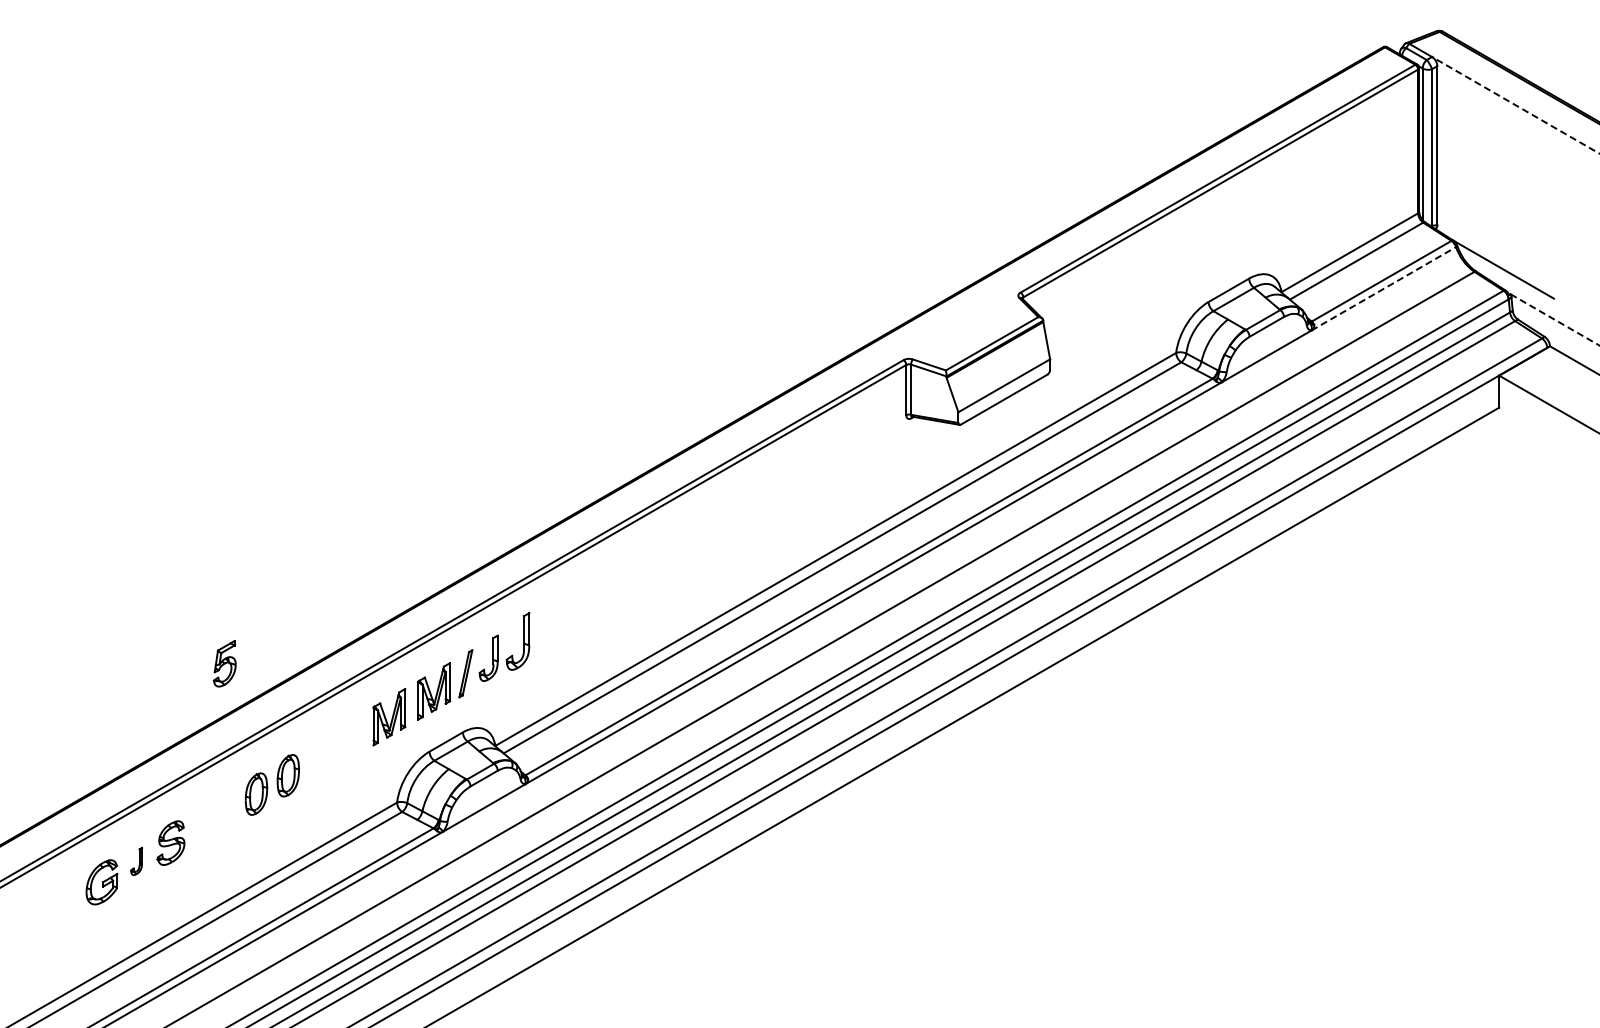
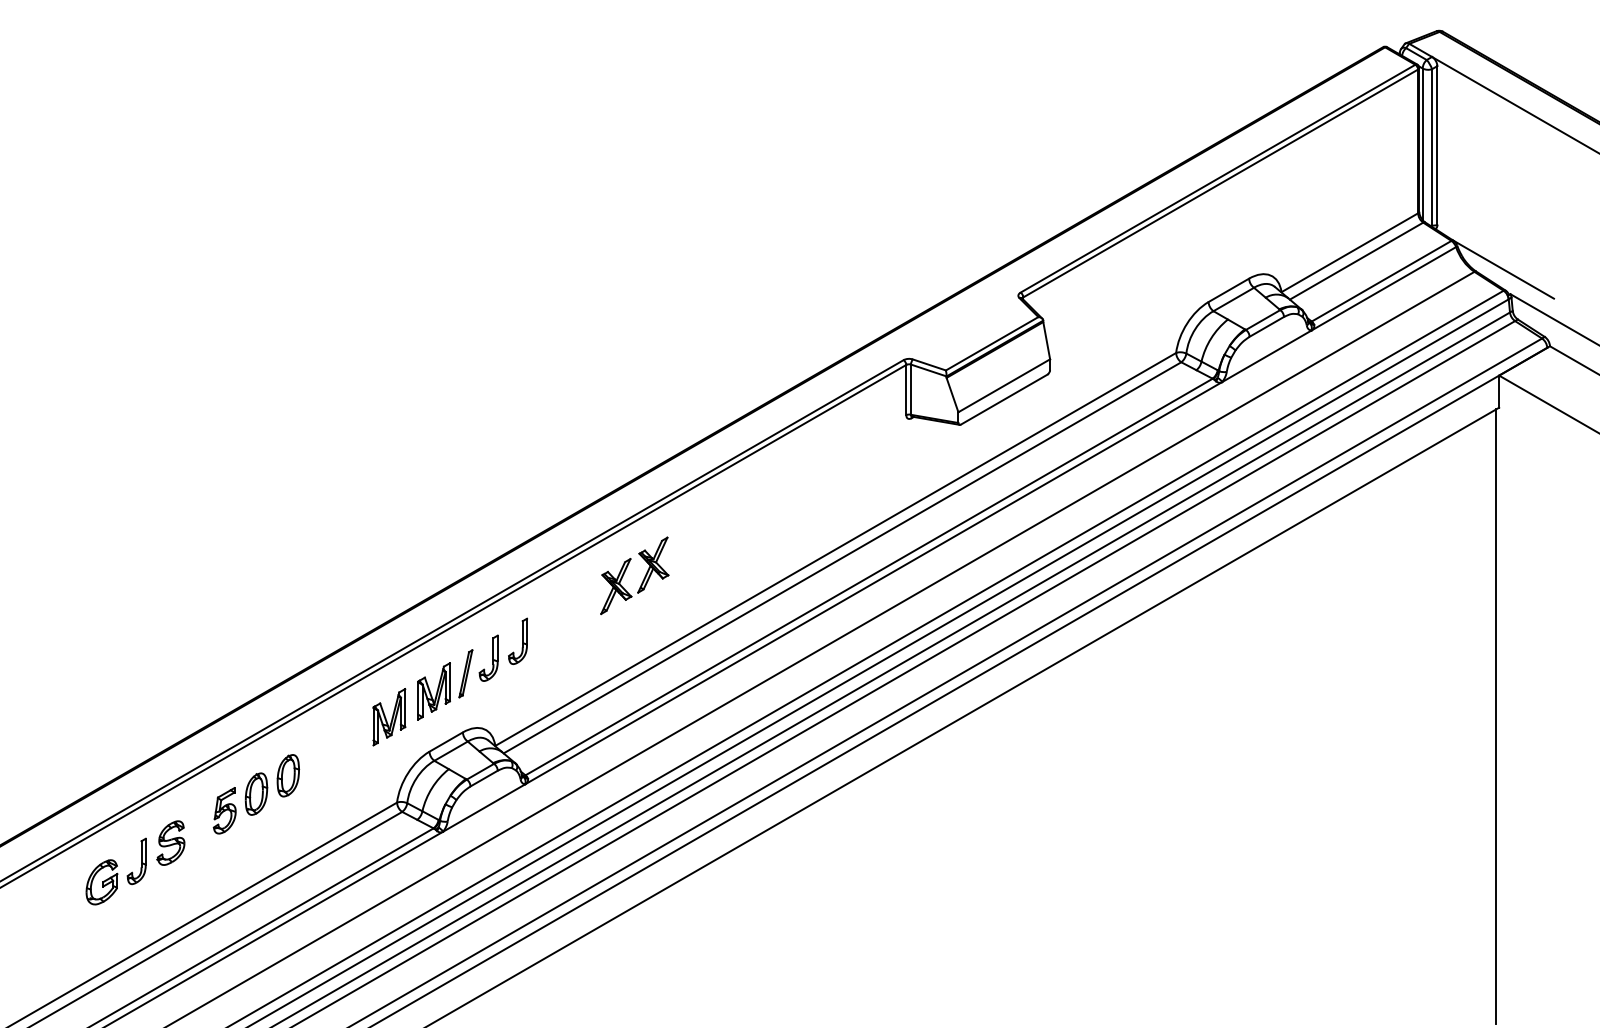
line: dashed -> solid (1516, 105)
line: dashed -> solid (1383, 288)
line: dashed -> solid (1555, 320)
part: none -> present (626, 570)
part size: 26x59 px -> 20x48 px (517, 640)
part position: (224, 663) -> (224, 810) (224, 810)
line: none -> present (1496, 716)
part size: 13x30 px -> 21x49 px (136, 861)
